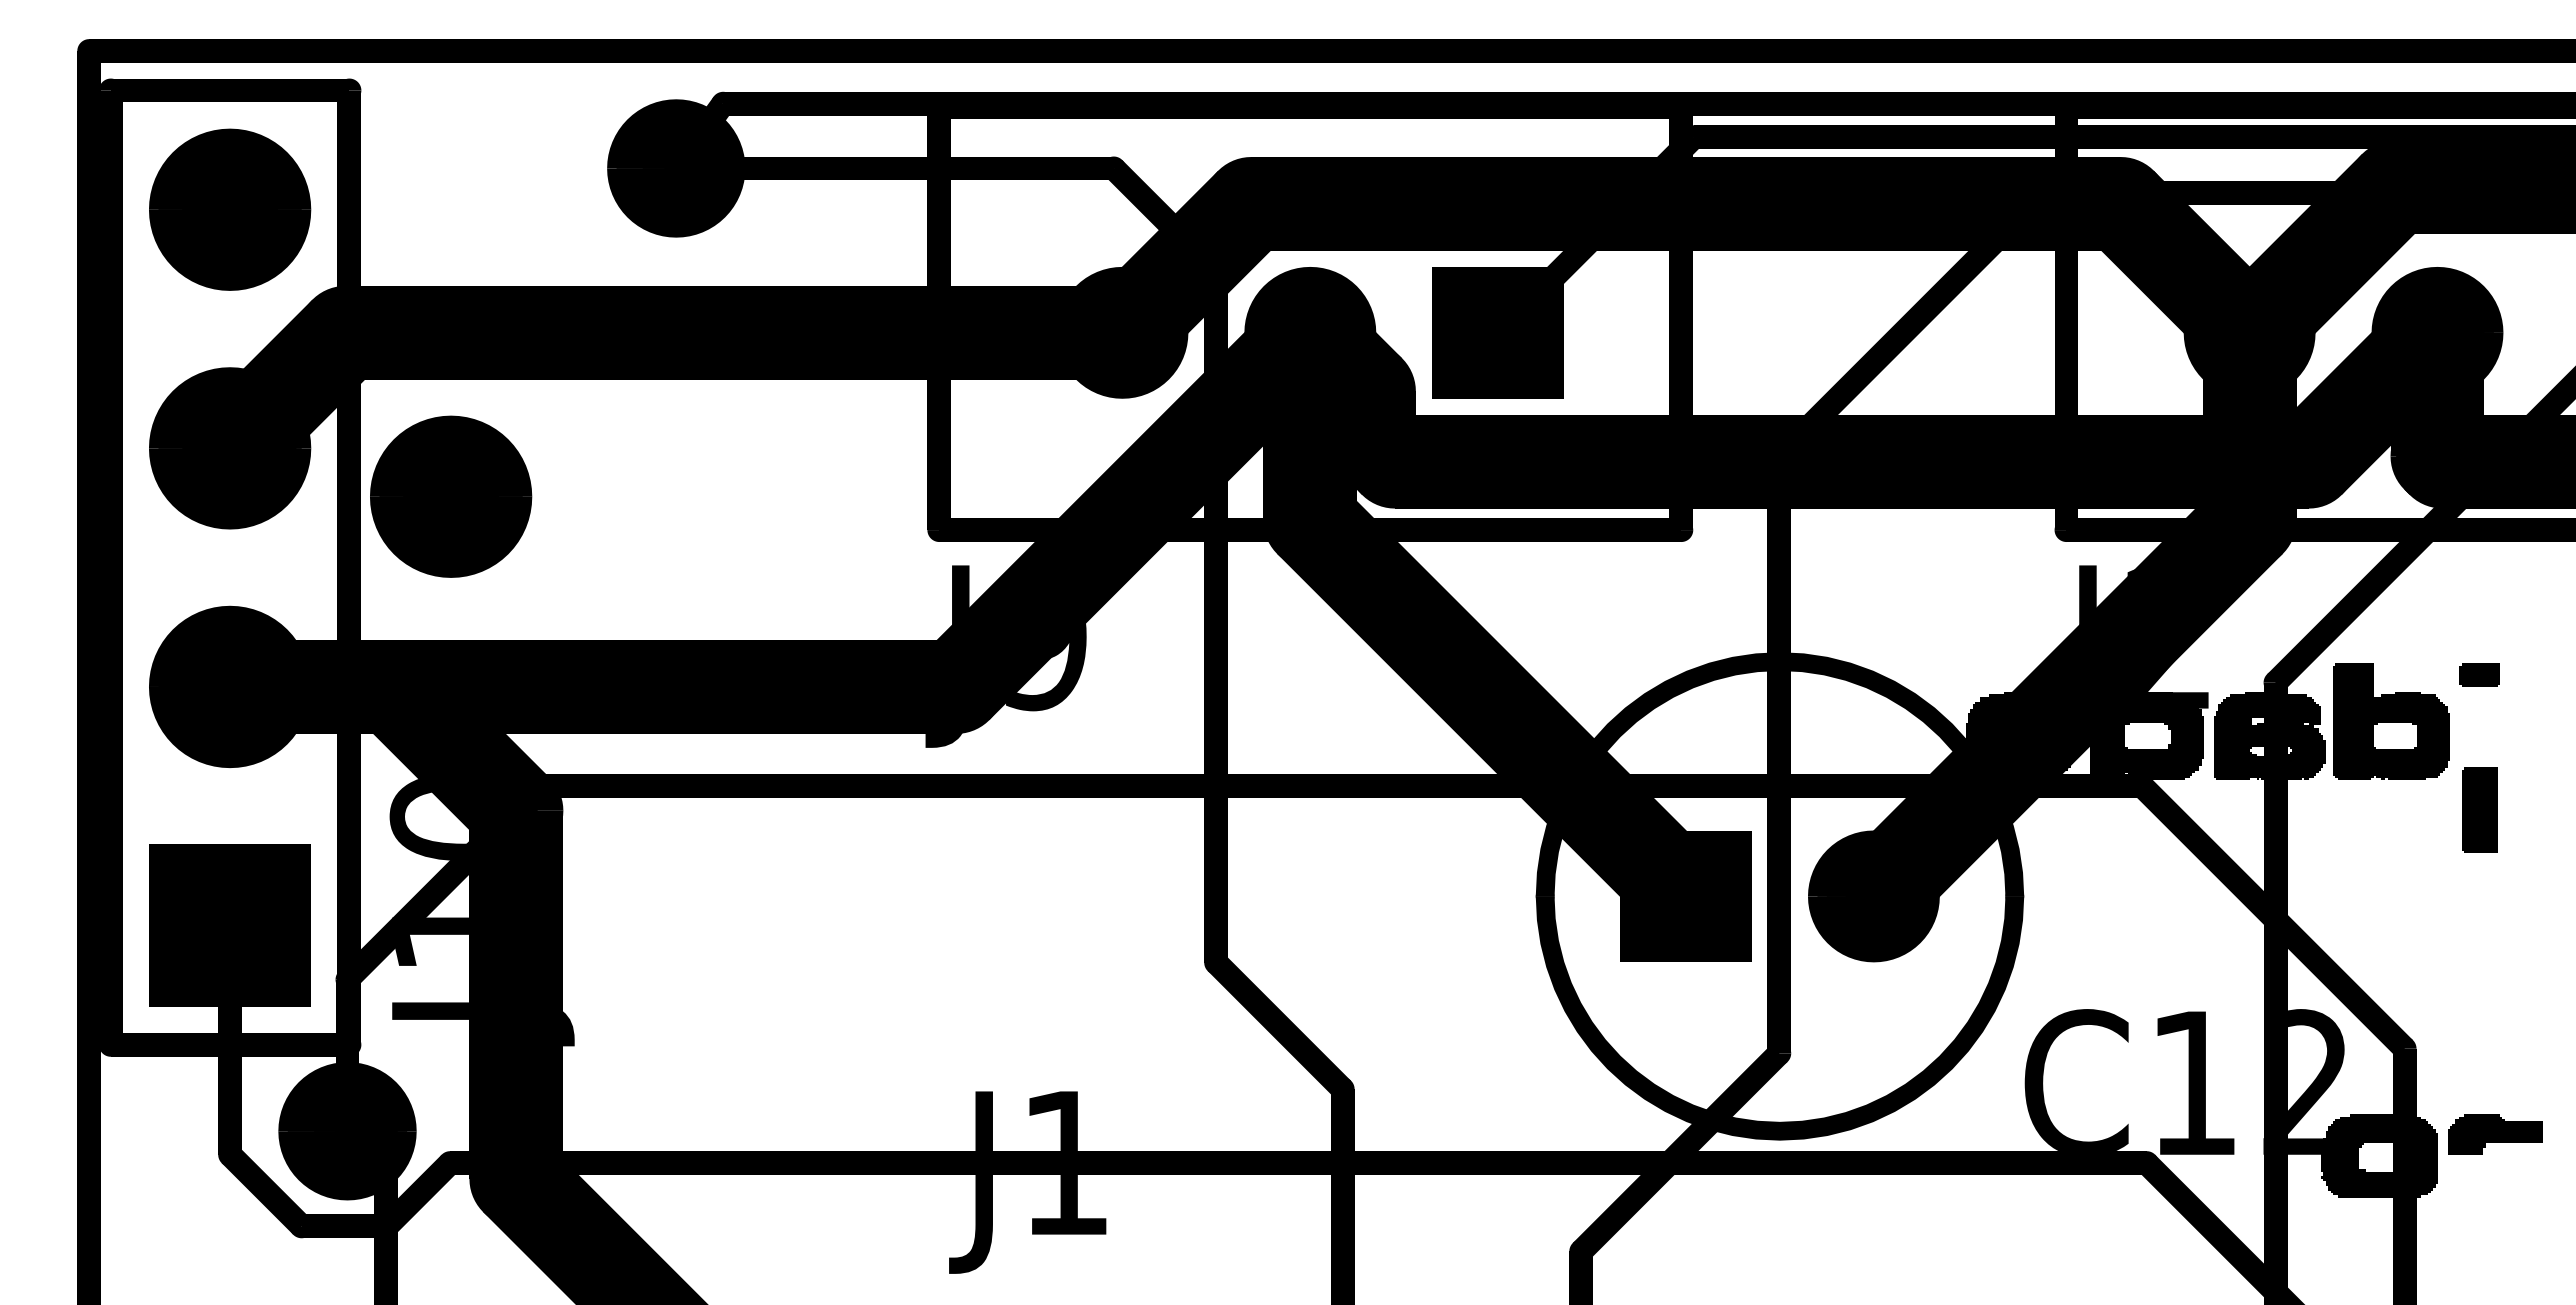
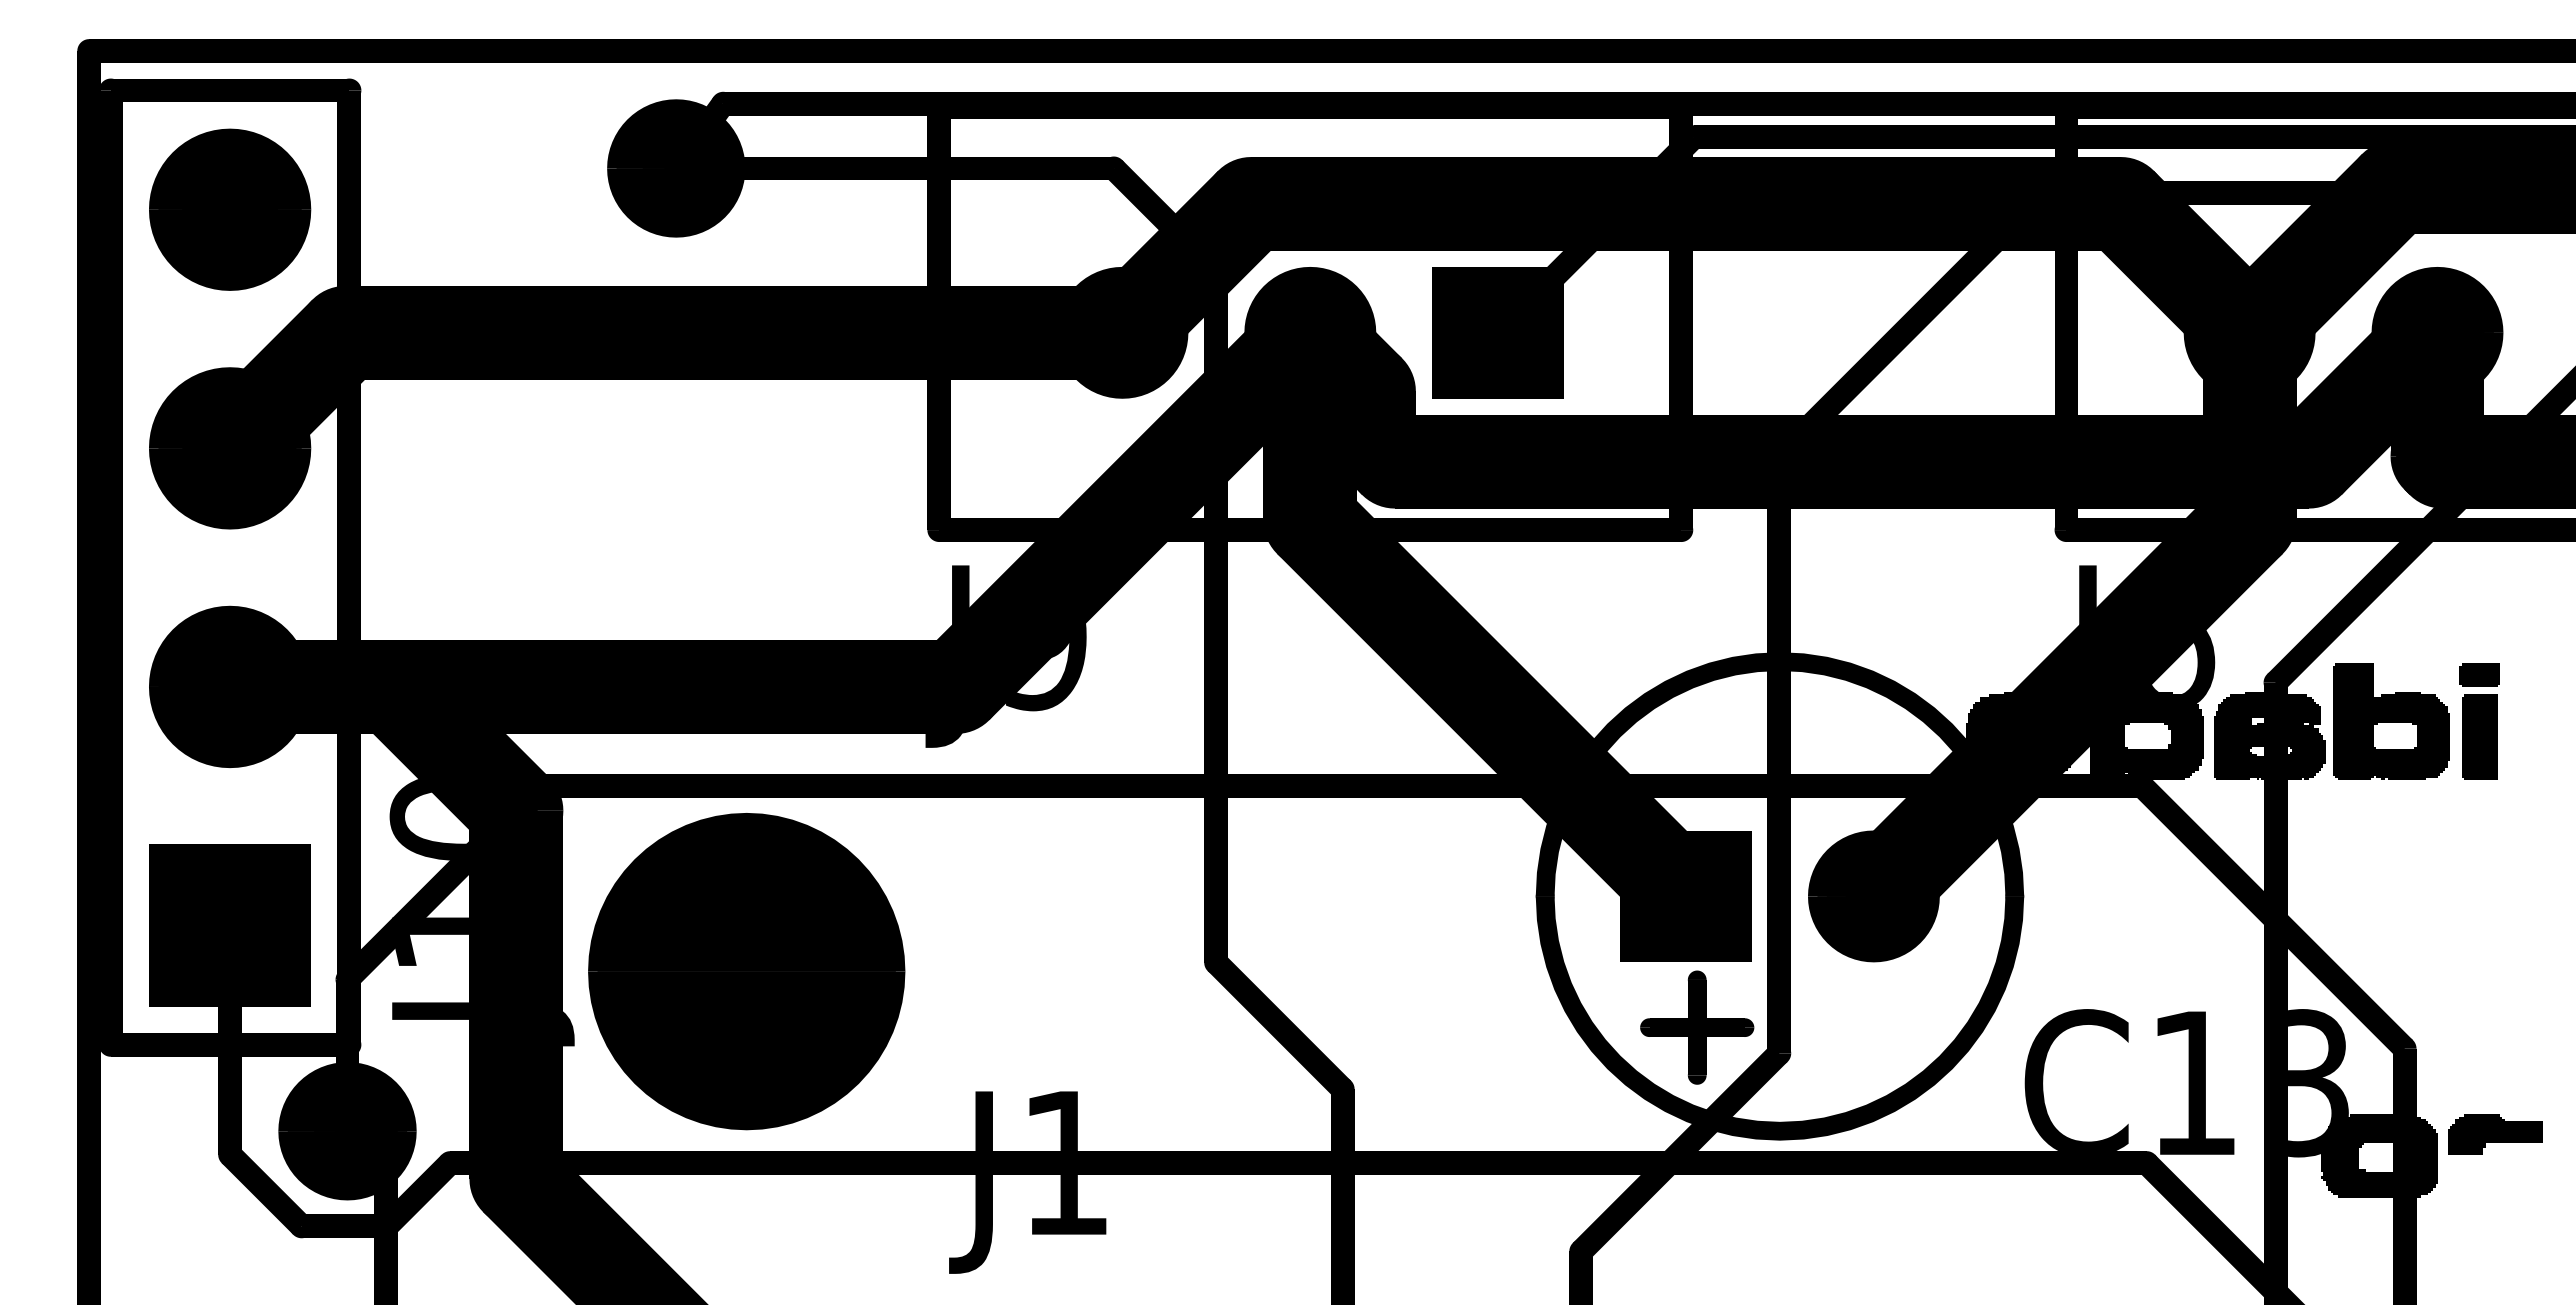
part: present -> none (451, 496)
text: J2 -> J6 (2171, 638)
part position: (2479, 809) -> (2479, 736) (2479, 736)
part: none -> present (746, 971)
part: none -> present (1697, 1027)
text: C12 -> C13 (2305, 1083)
